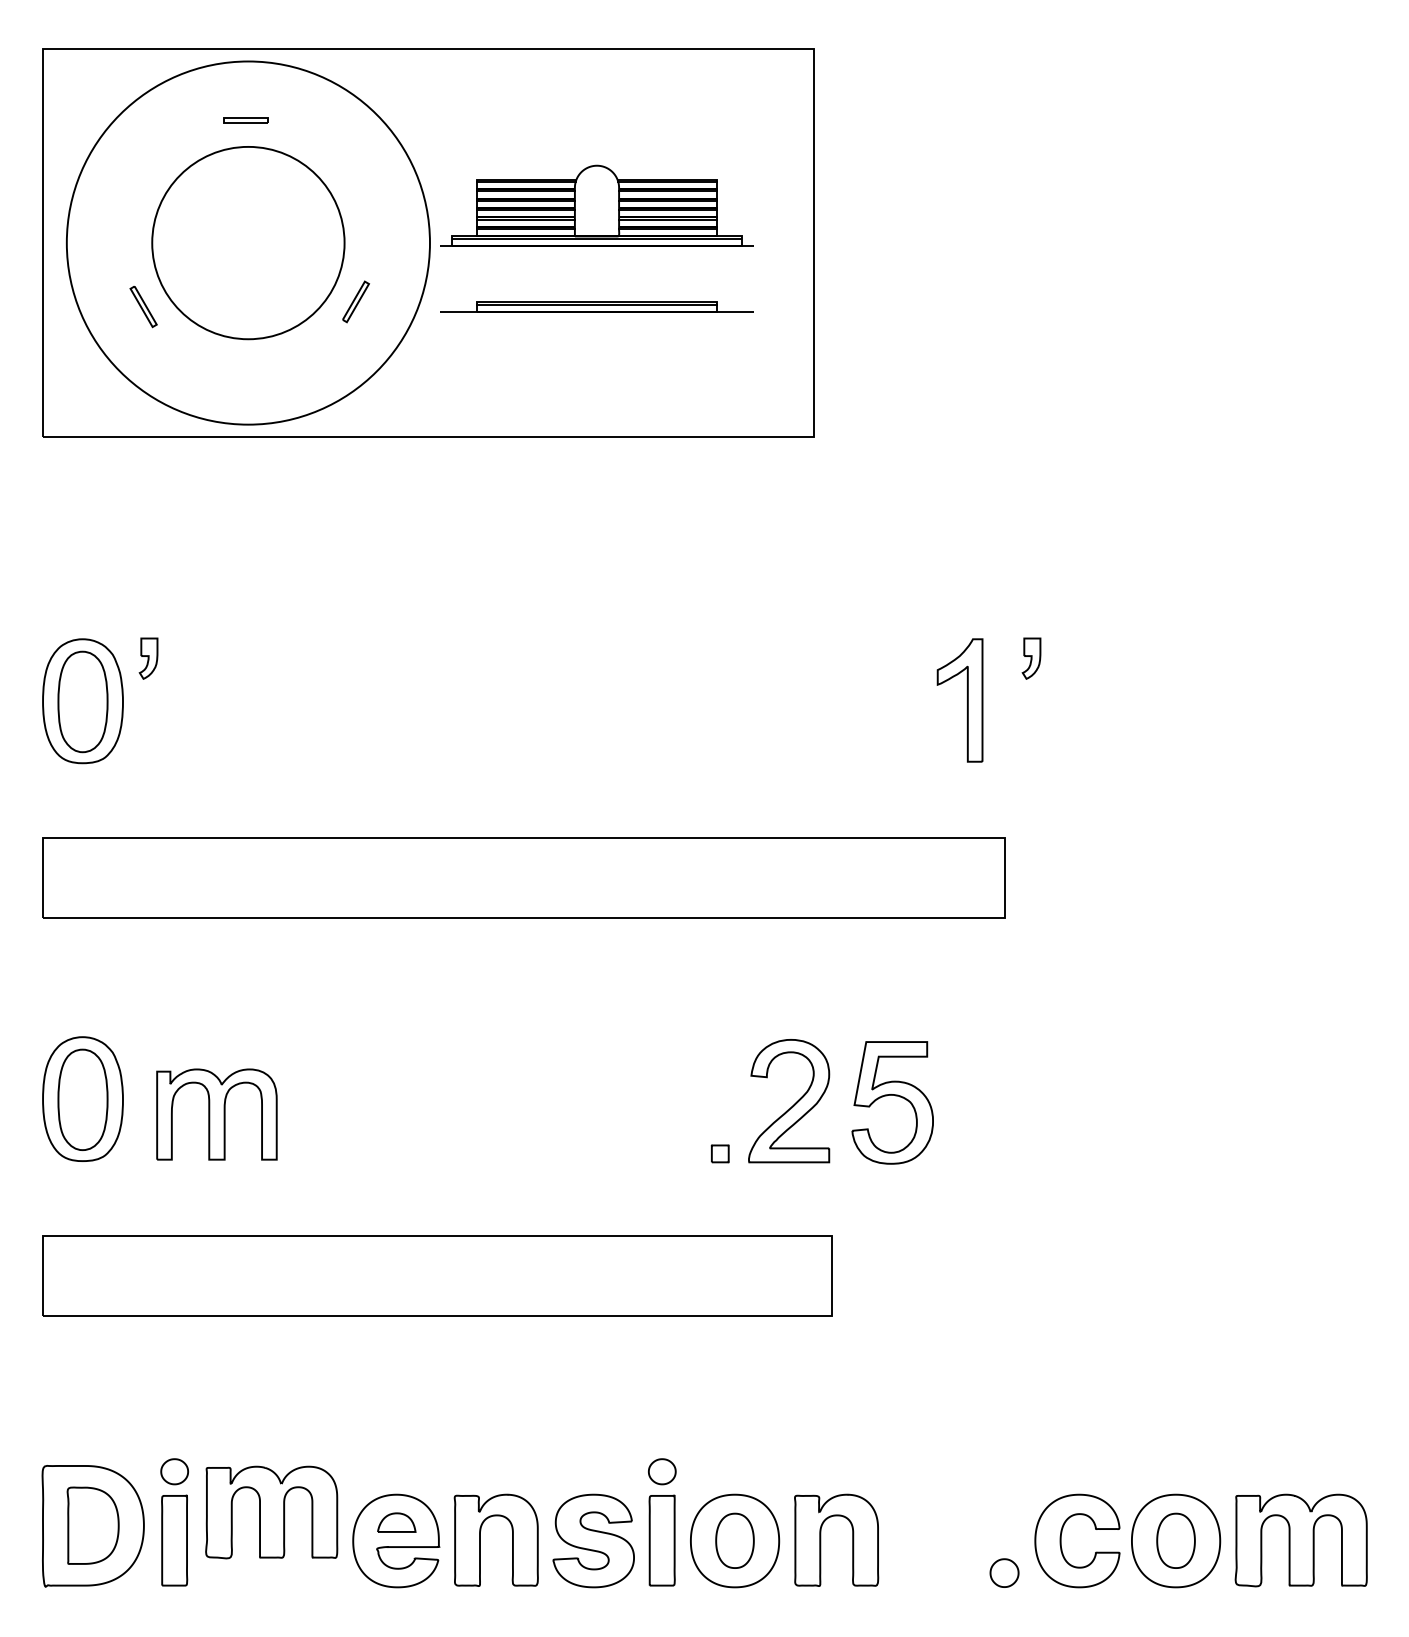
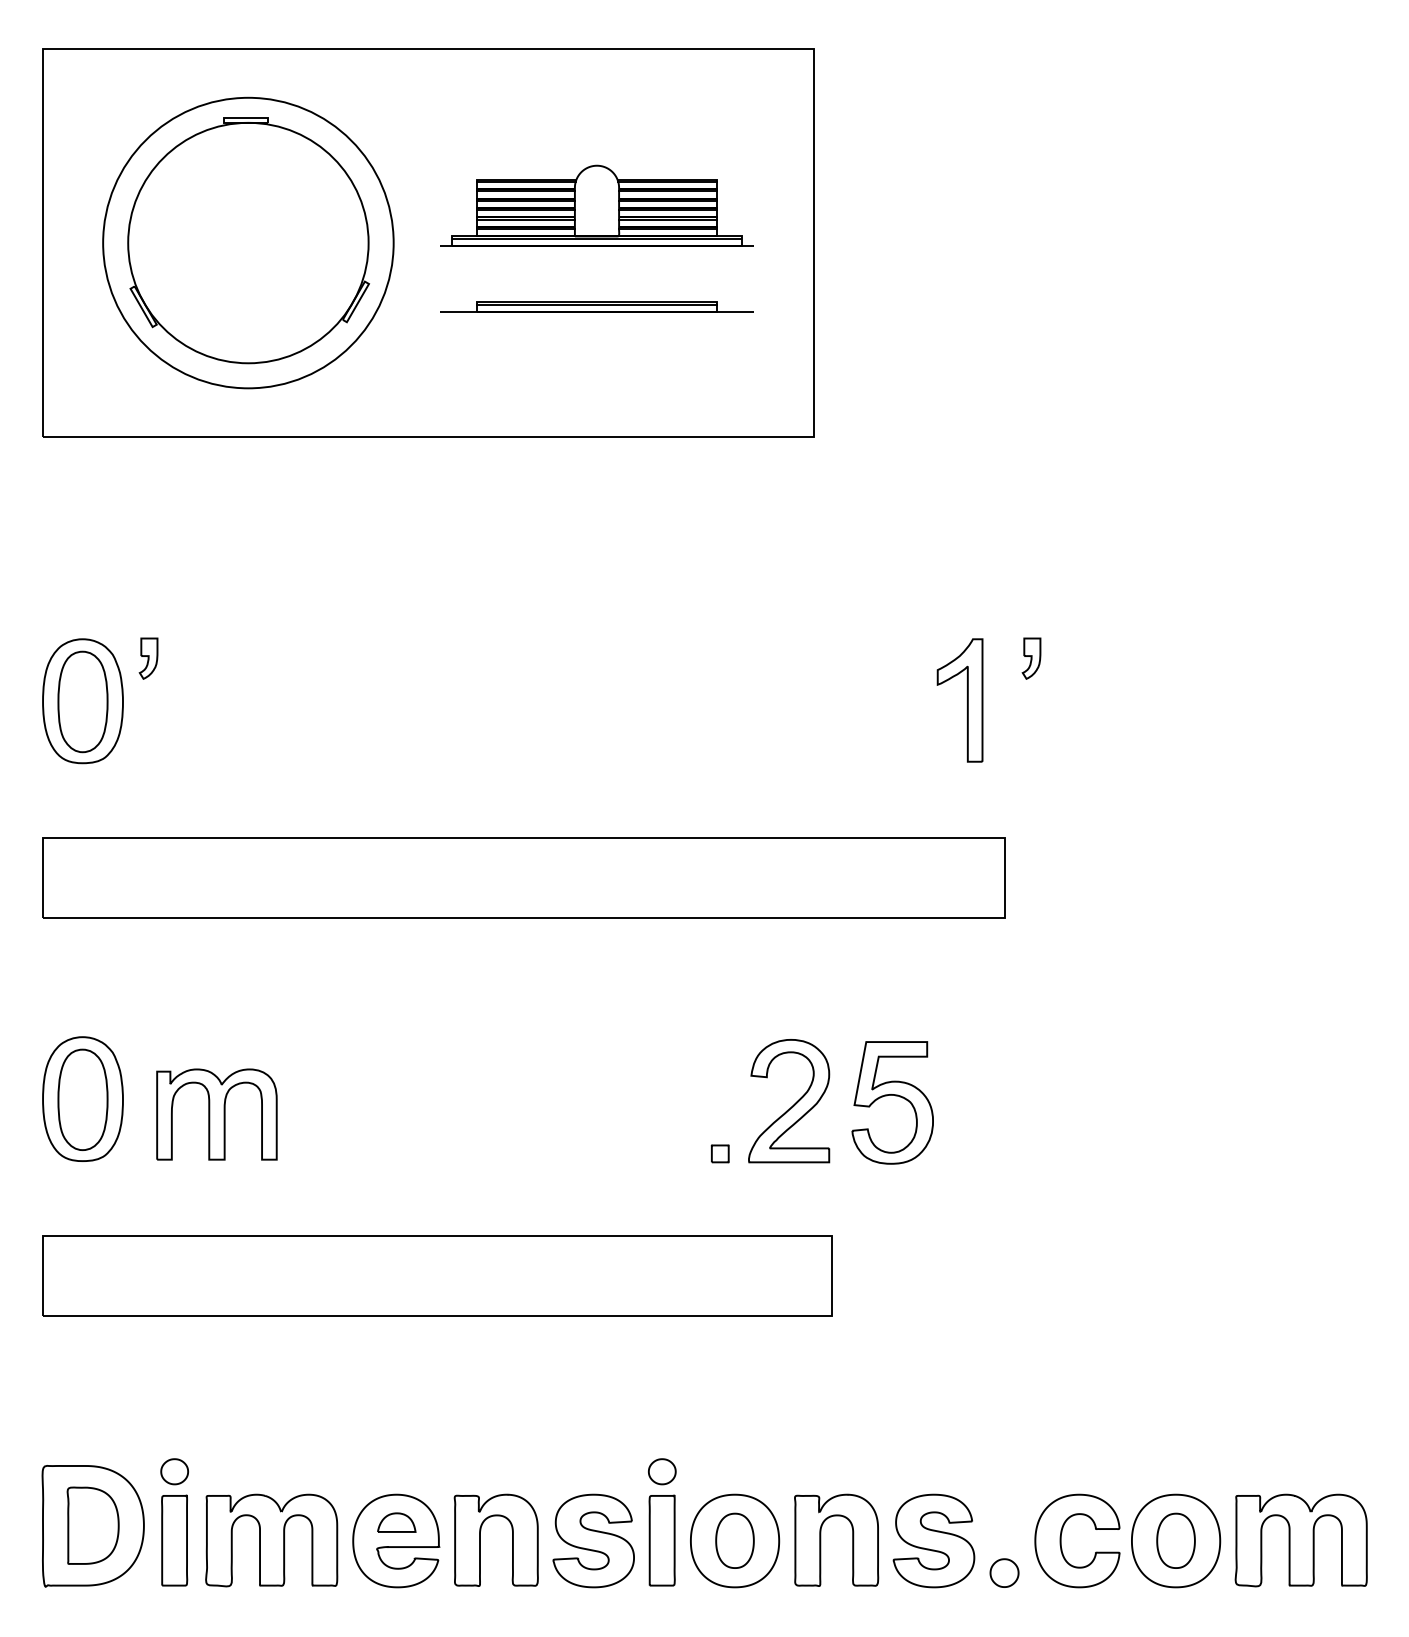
circle diameter: 363 px -> 291 px (248, 242)
circle diameter: 192 px -> 240 px (248, 242)
part position: (271, 1512) -> (271, 1540) (271, 1540)
part: none -> present (933, 1540)
